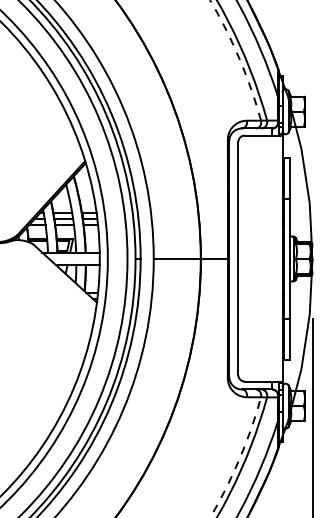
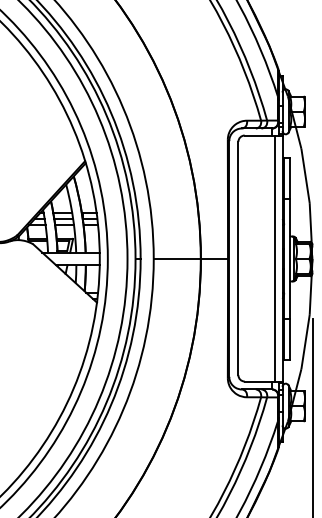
arc: dashed -> solid (239, 58)
line: none -> present (274, 258)
arc: dashed -> solid (239, 458)
